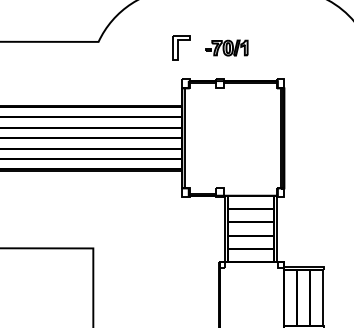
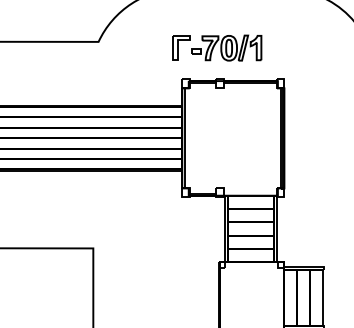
part size: 44x18 px -> 72x28 px (226, 47)
